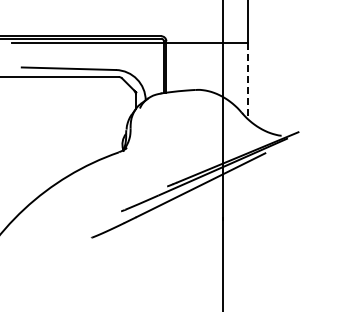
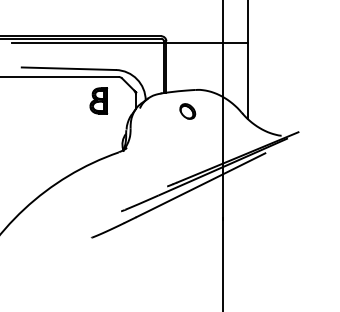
line: dashed -> solid (247, 81)
part: none -> present (98, 100)
part: none -> present (187, 111)
